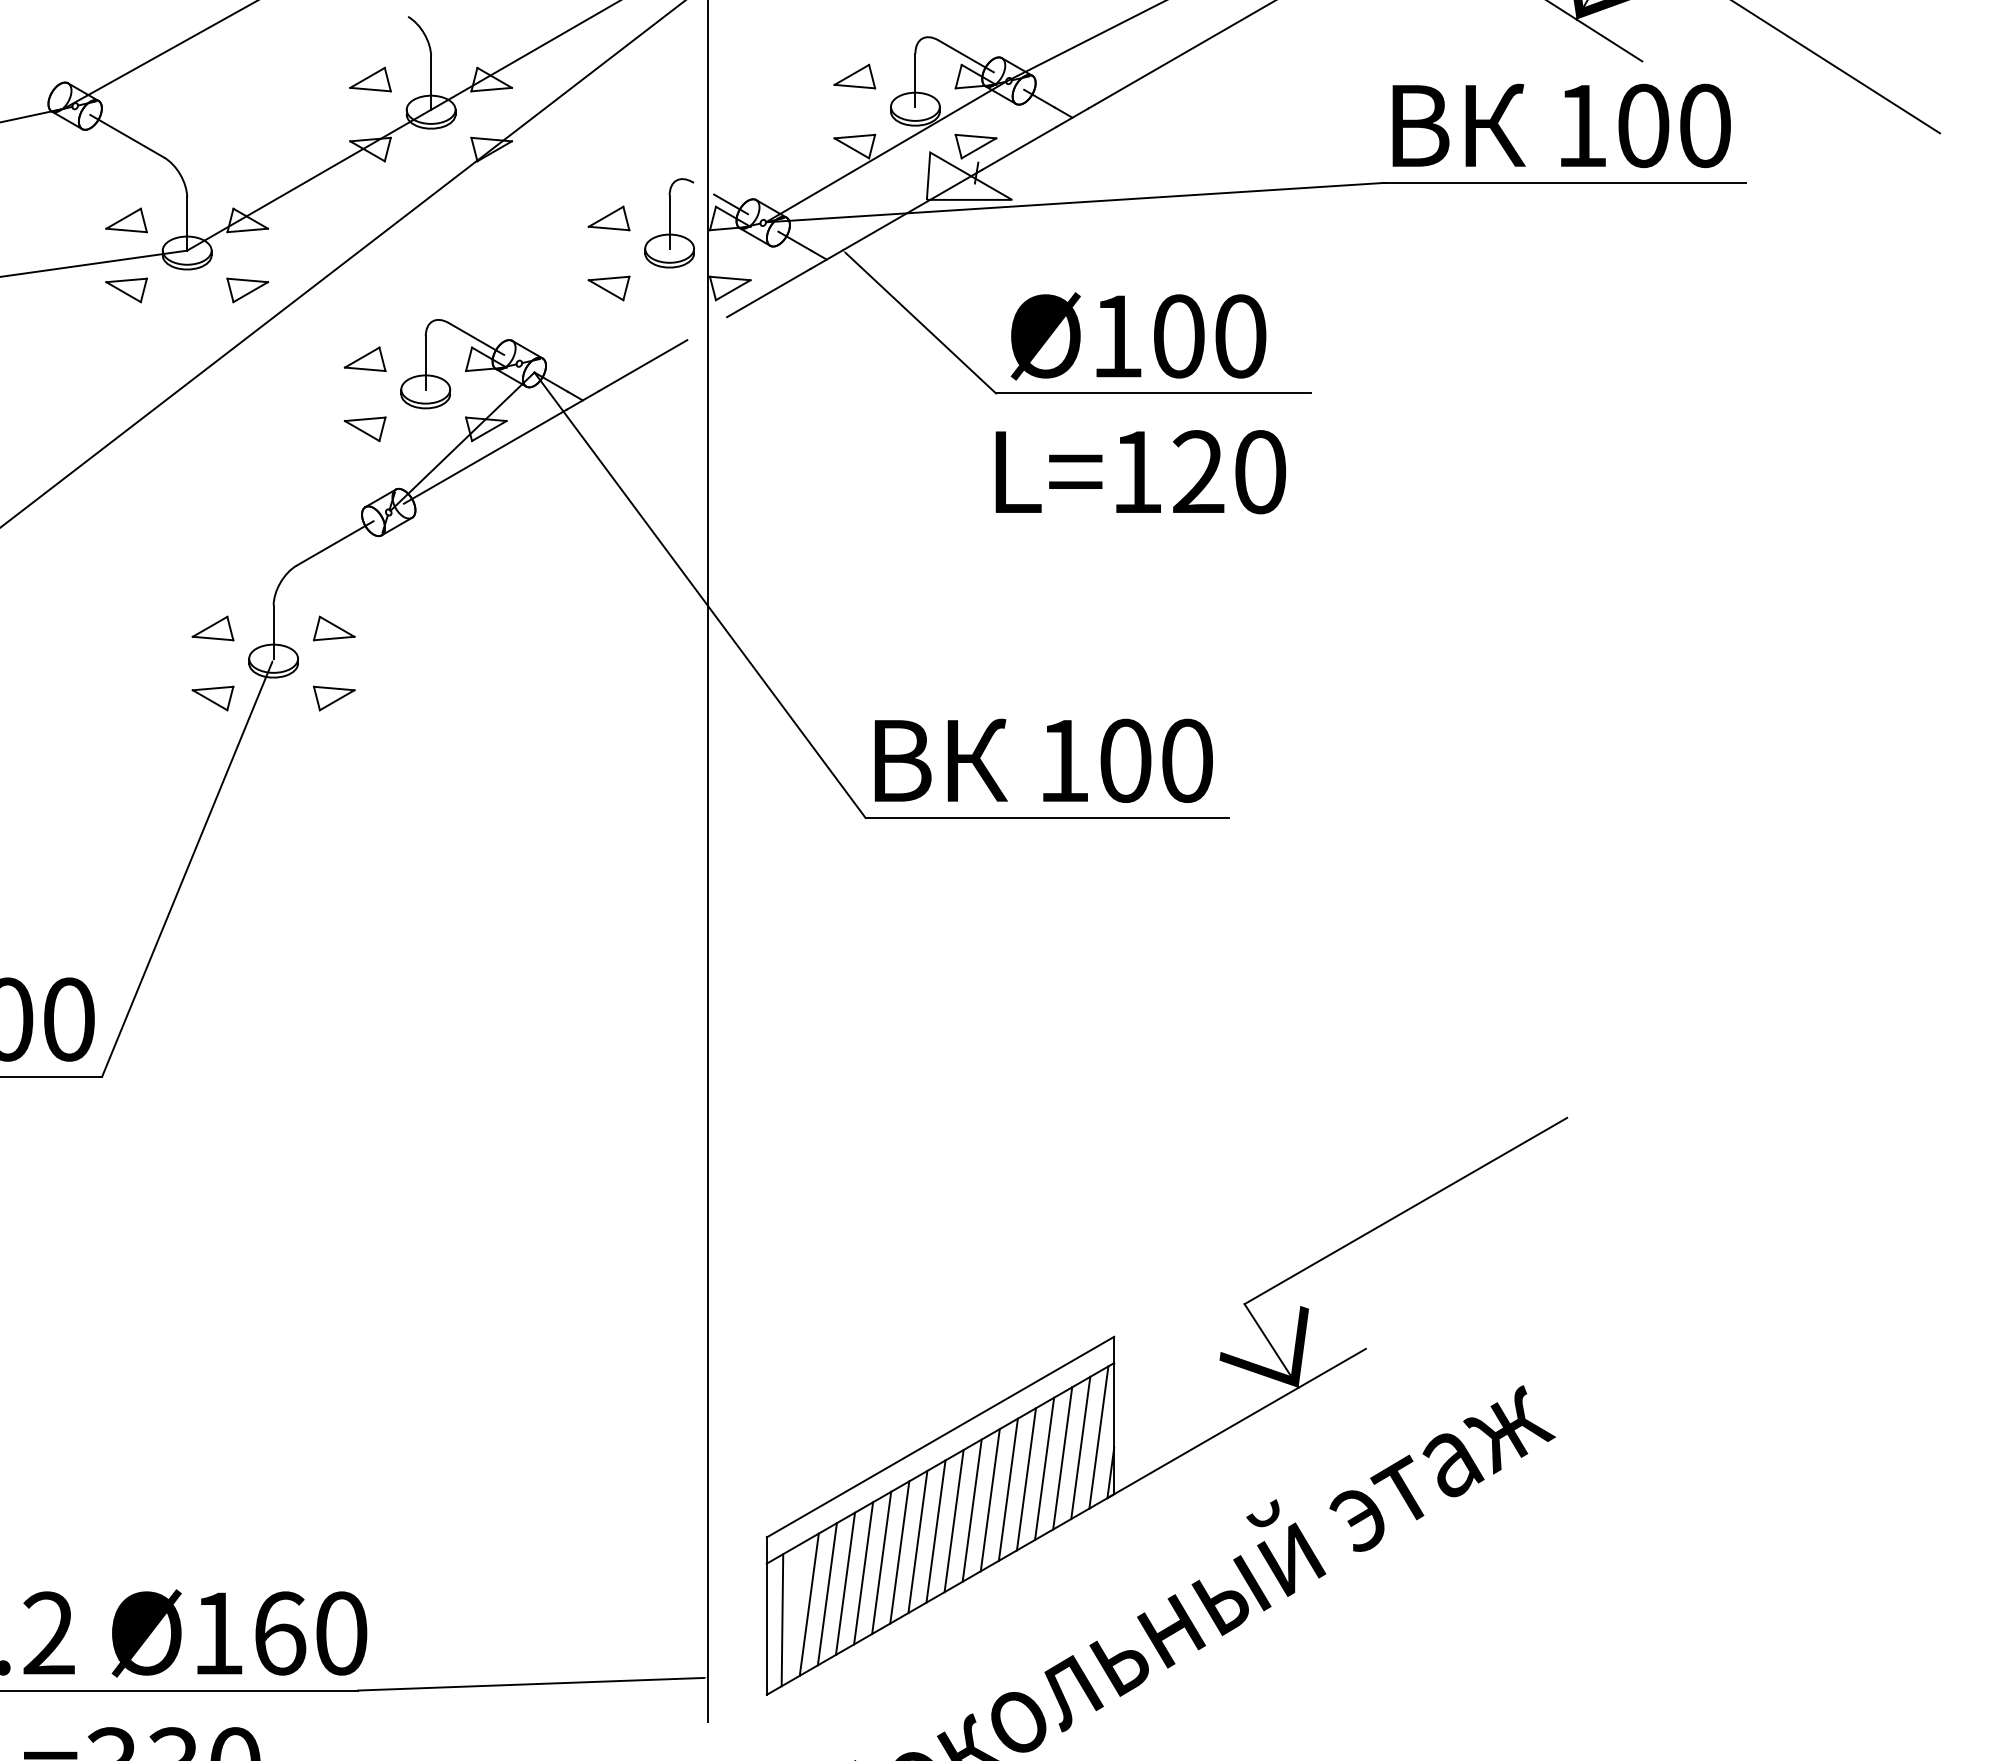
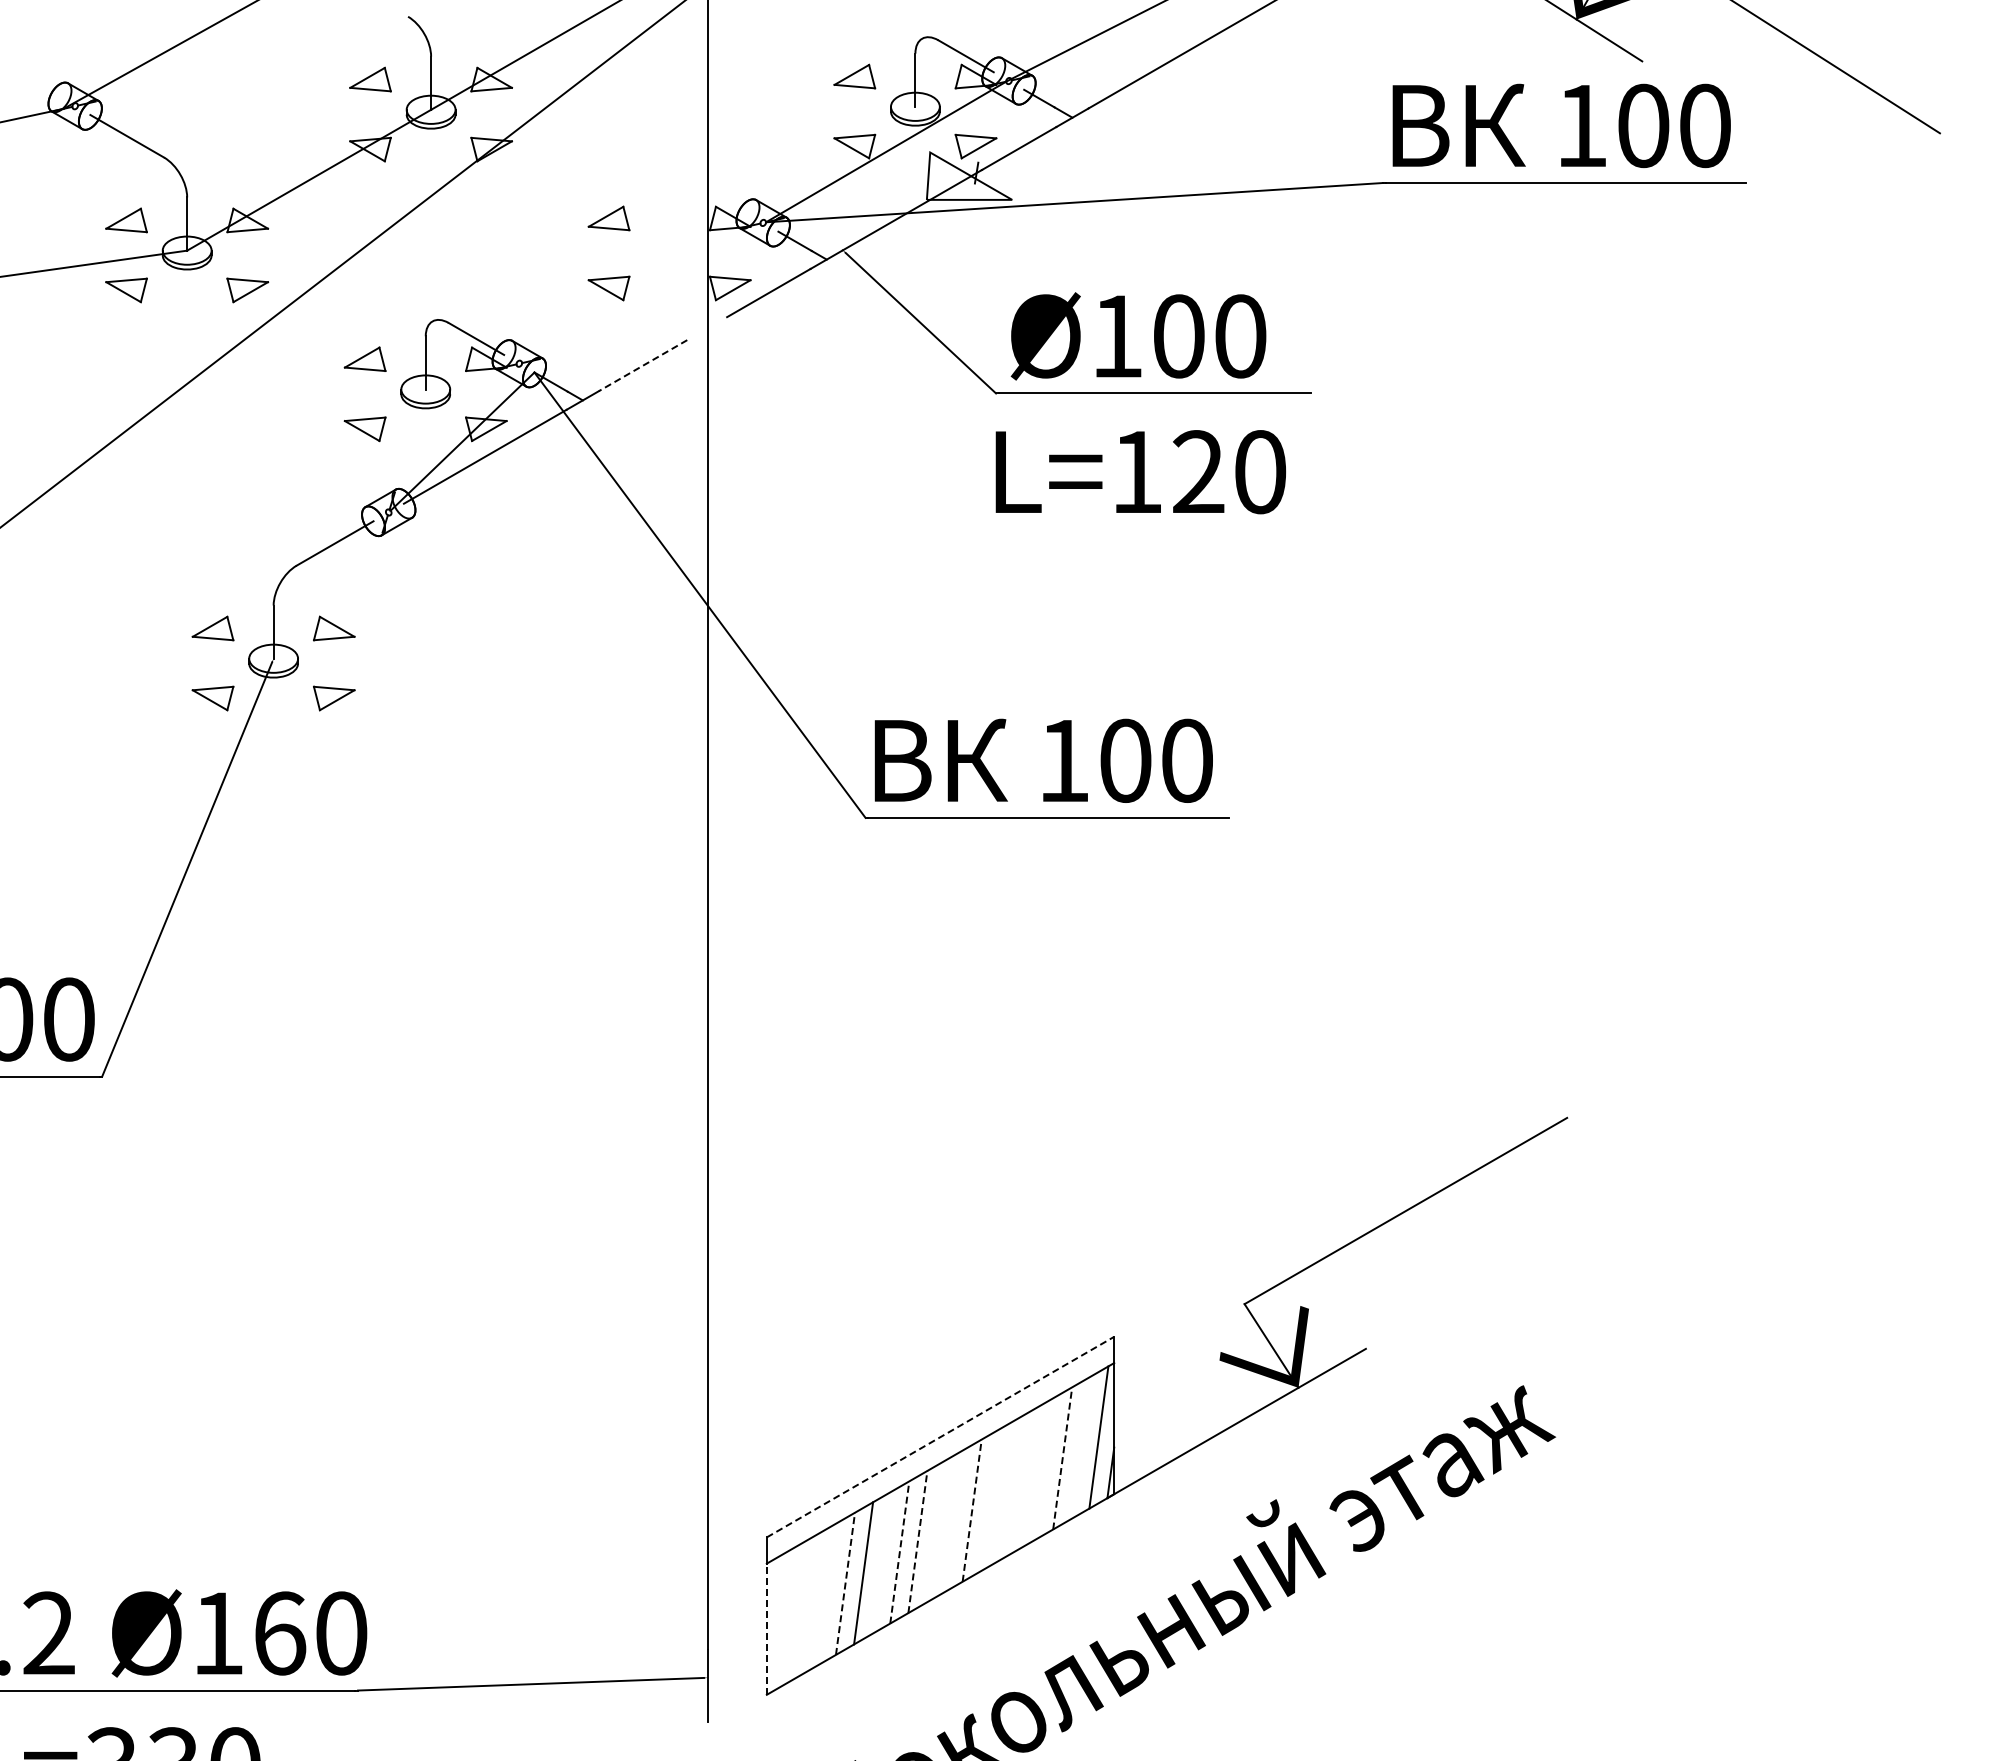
line: present -> none (731, 204)
part: present -> none (669, 223)
line: solid -> dashed (643, 365)
line: solid -> dashed (940, 1437)
line: present -> none (1080, 1447)
line: solid -> dashed (1062, 1458)
line: present -> none (1044, 1468)
line: present -> none (1026, 1479)
line: present -> none (1007, 1489)
line: present -> none (989, 1500)
line: solid -> dashed (972, 1510)
line: present -> none (953, 1521)
line: present -> none (935, 1531)
line: solid -> dashed (917, 1542)
line: solid -> dashed (899, 1552)
line: present -> none (881, 1562)
line: solid -> dashed (845, 1583)
line: present -> none (826, 1594)
line: present -> none (808, 1604)
line: present -> none (782, 1620)
line: solid -> dashed (766, 1629)
